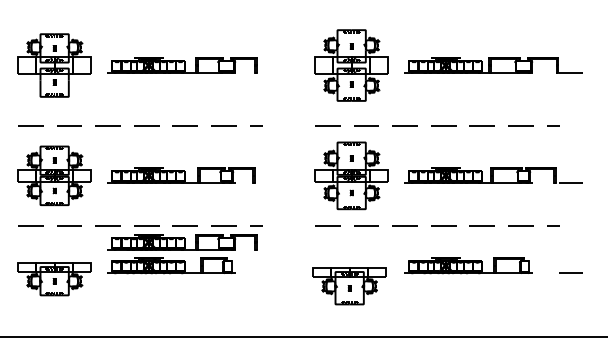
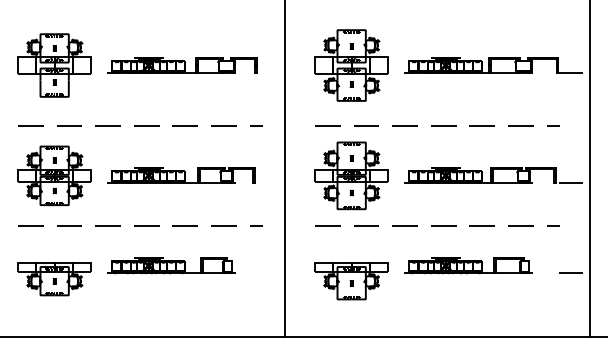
line: none -> present (284, 169)
line: none -> present (589, 169)
part: present -> none (182, 242)
part position: (349, 286) -> (351, 281) (351, 281)
